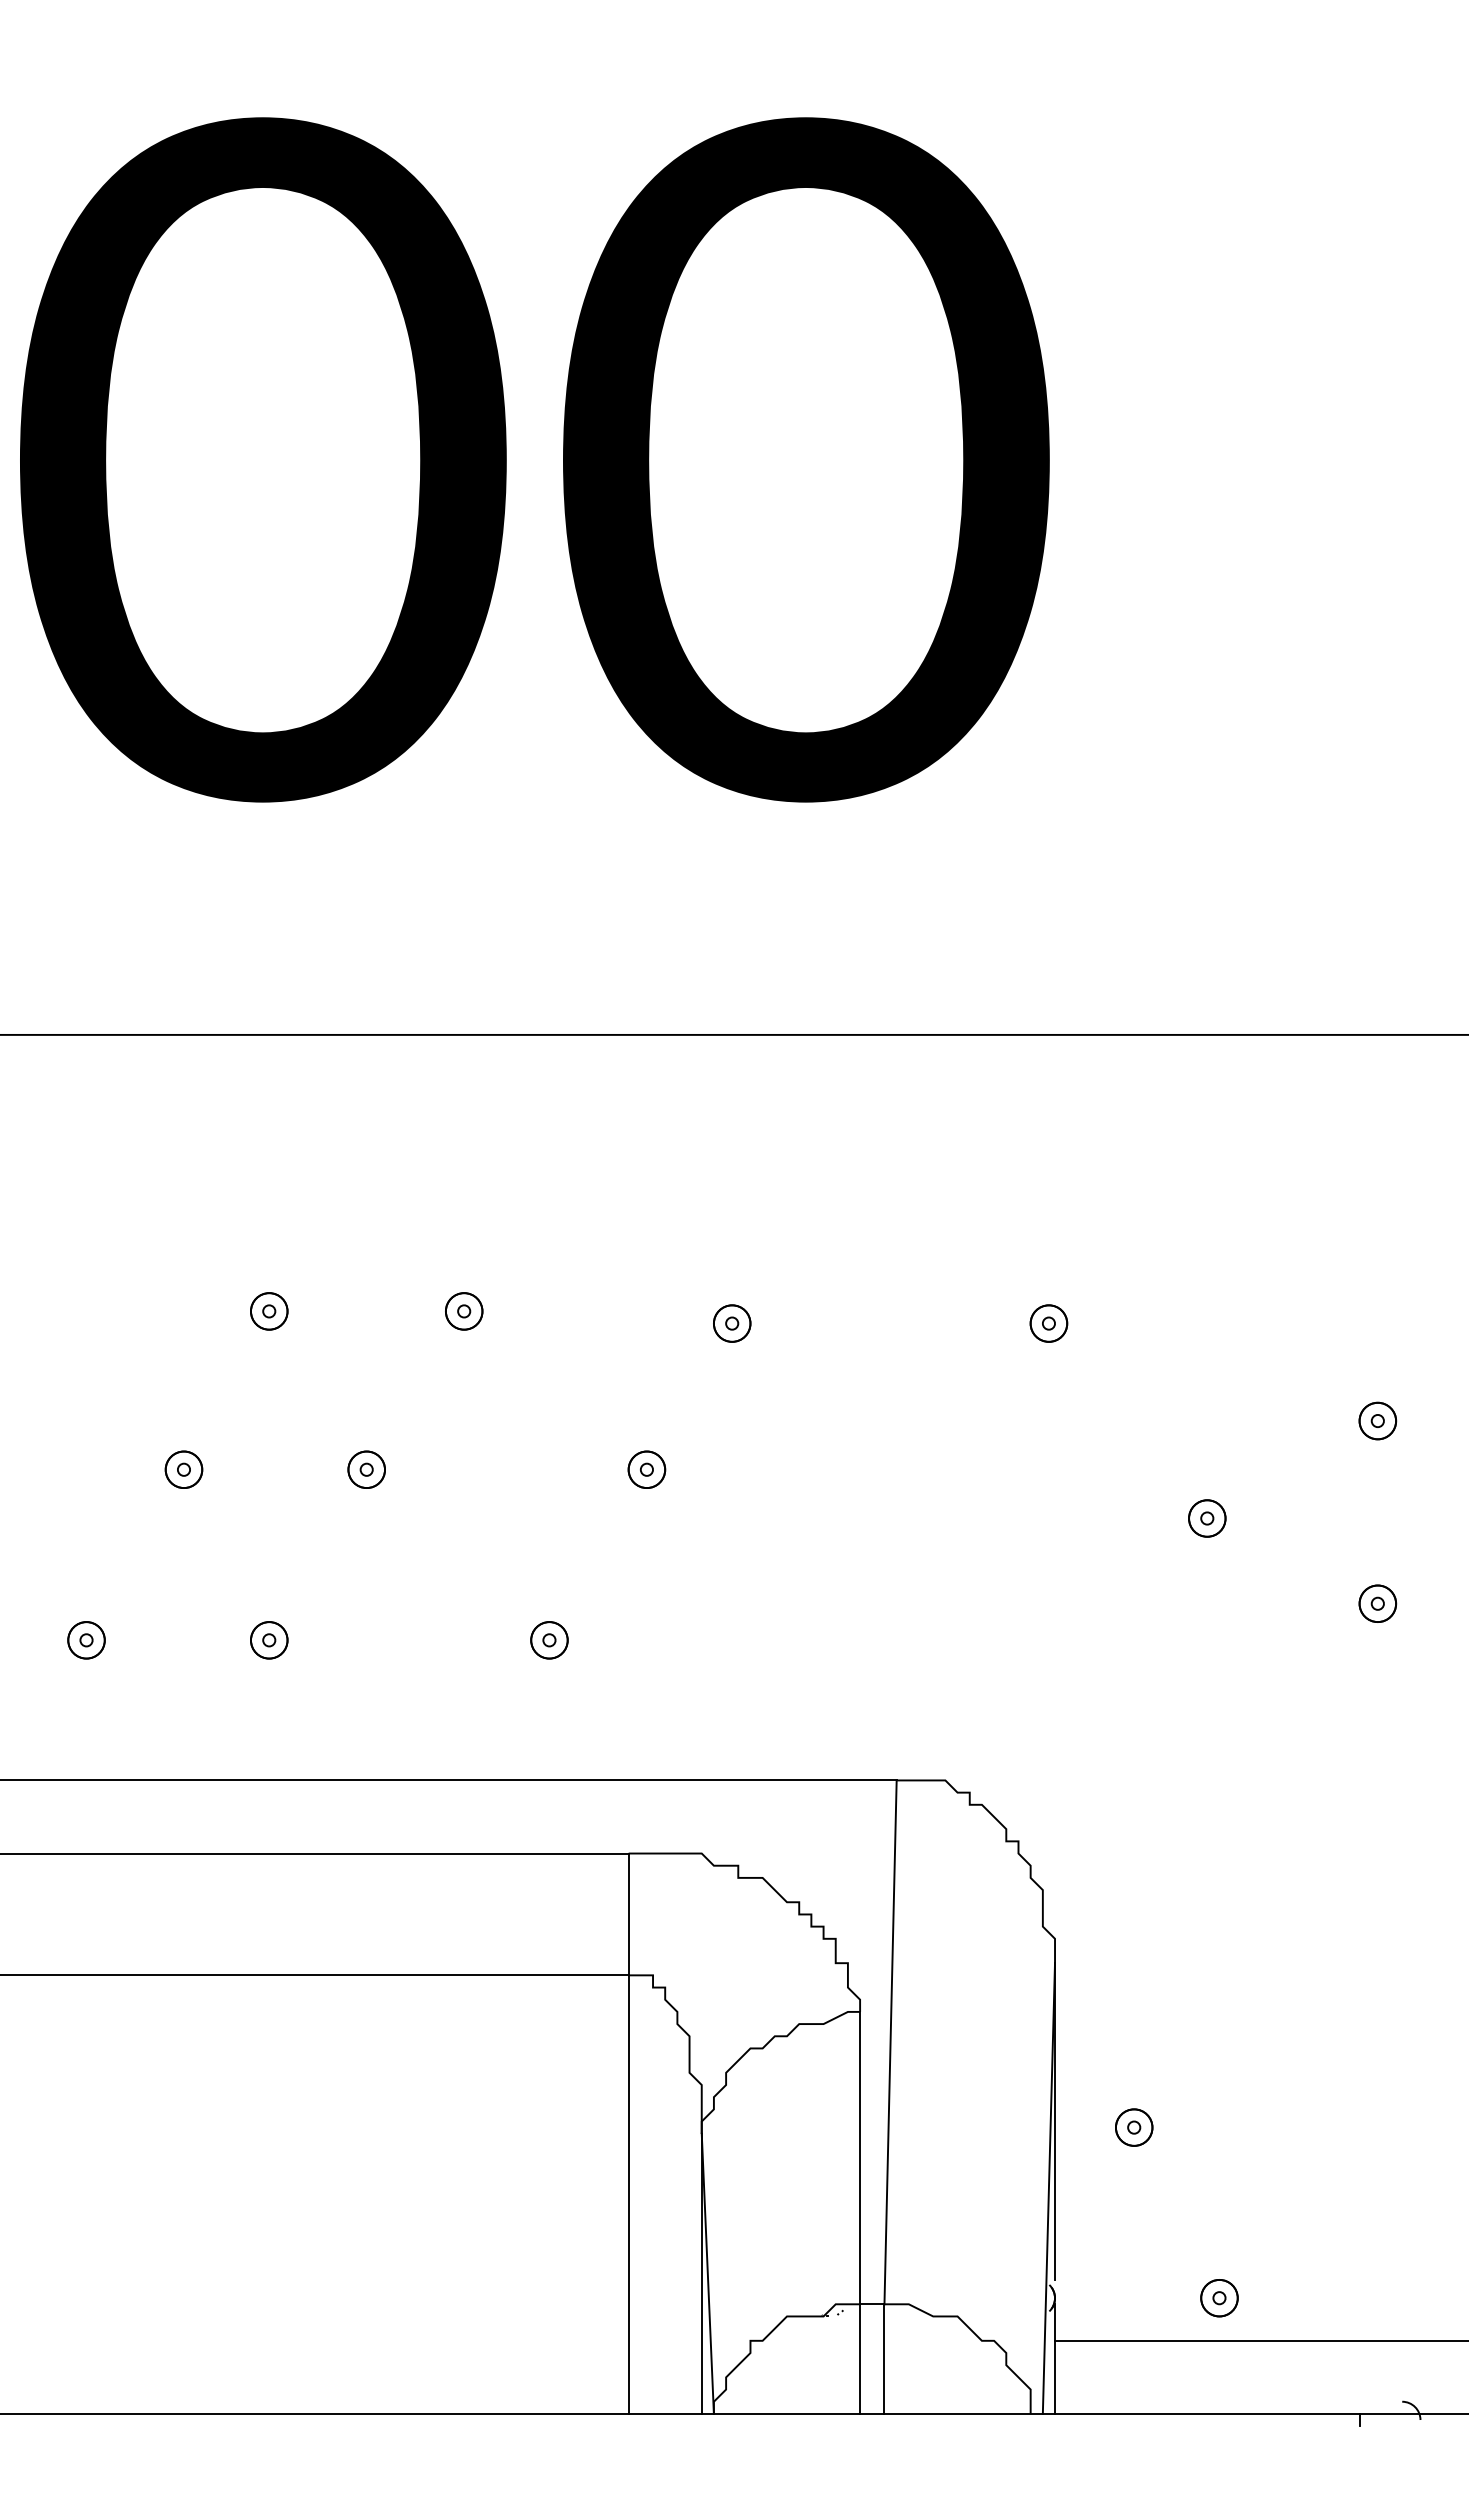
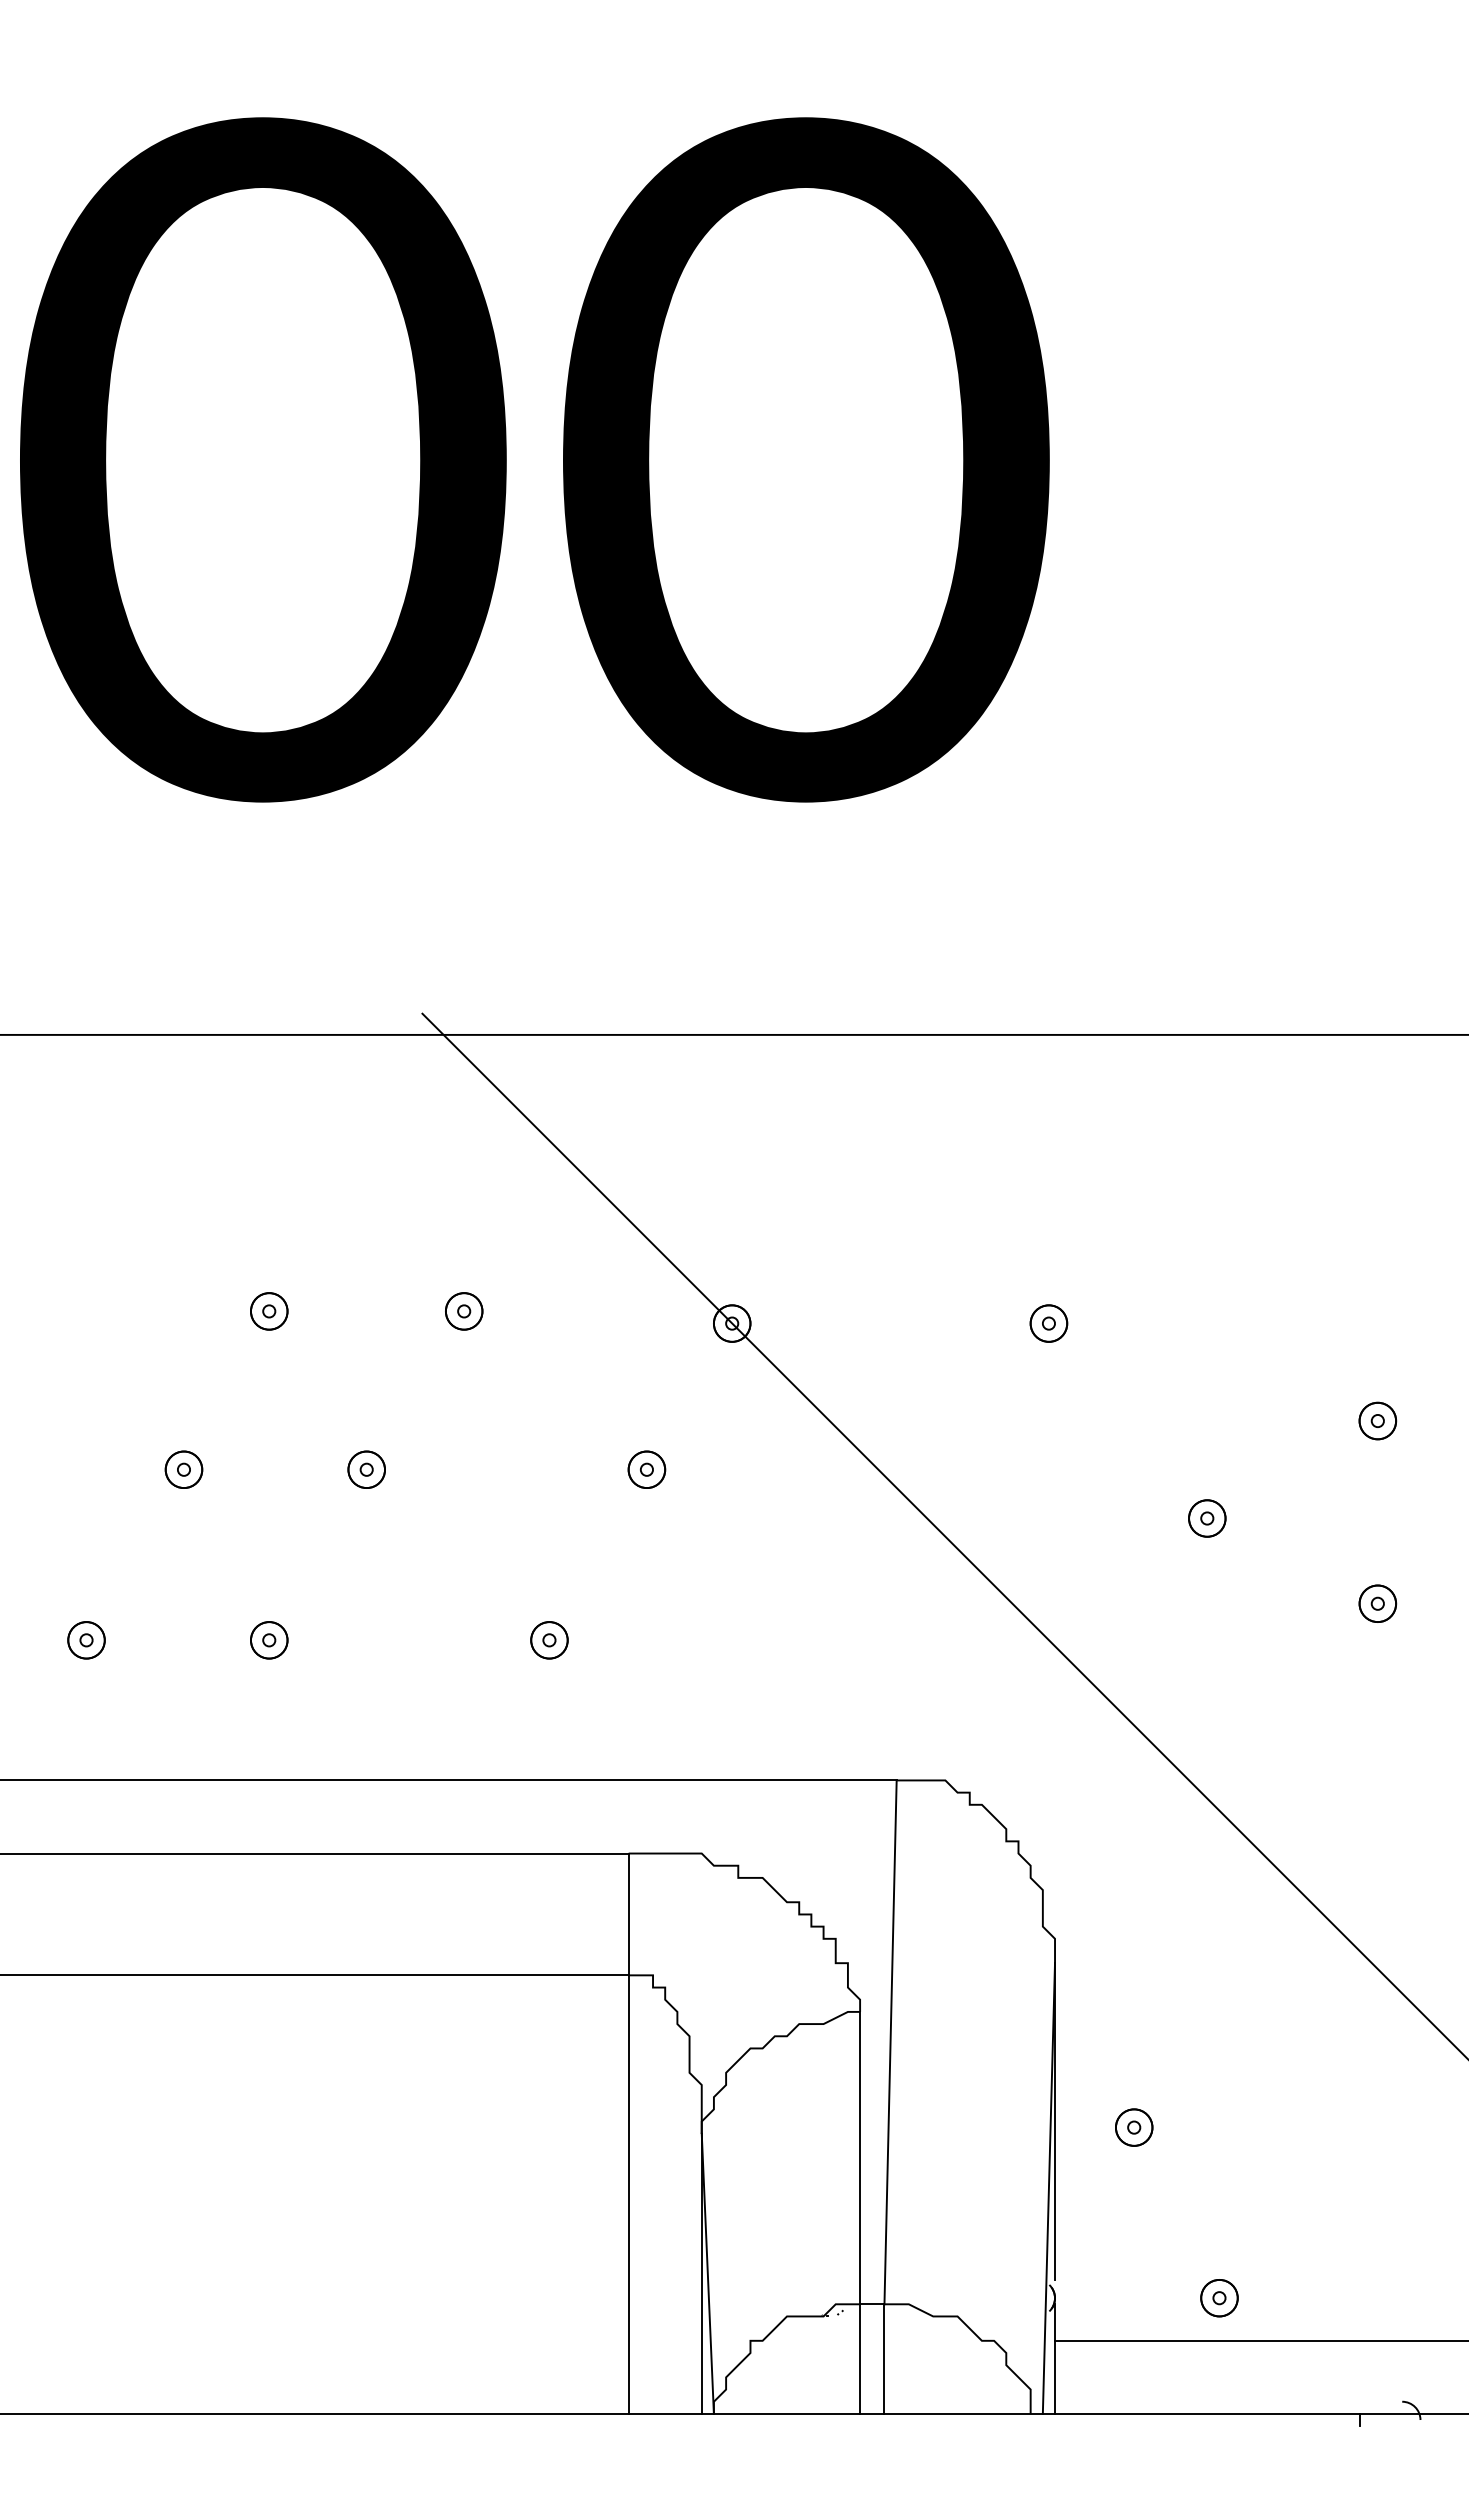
line: none -> present (943, 1535)
